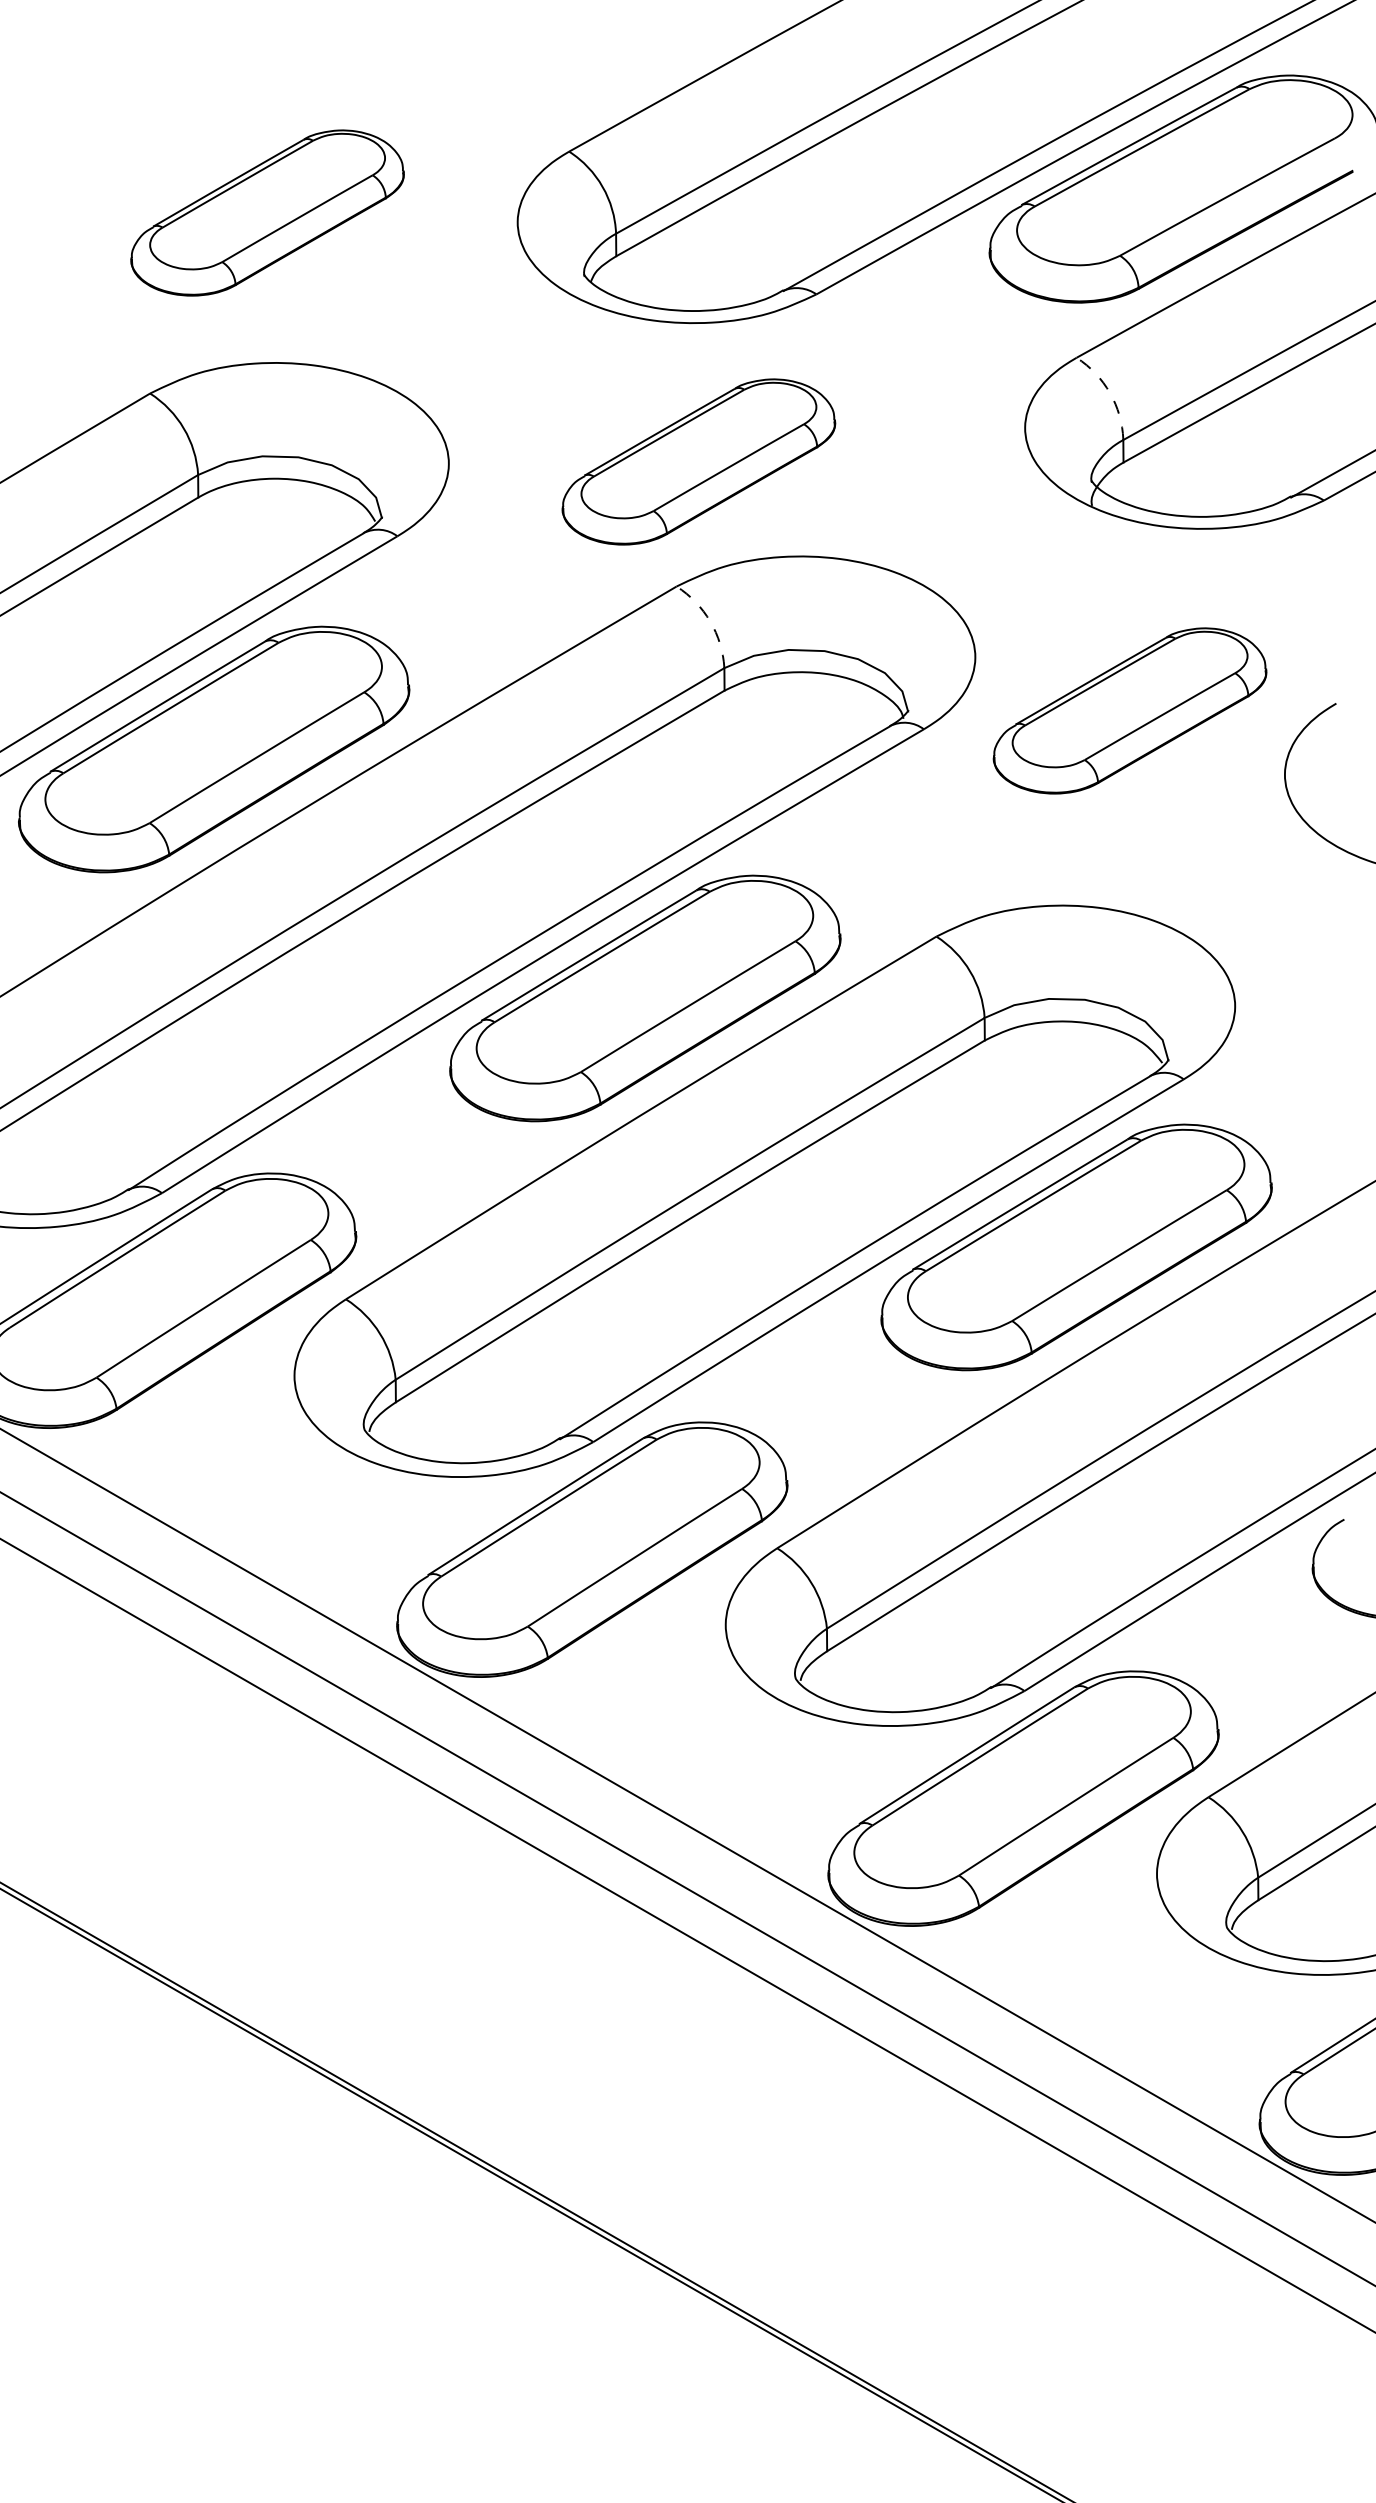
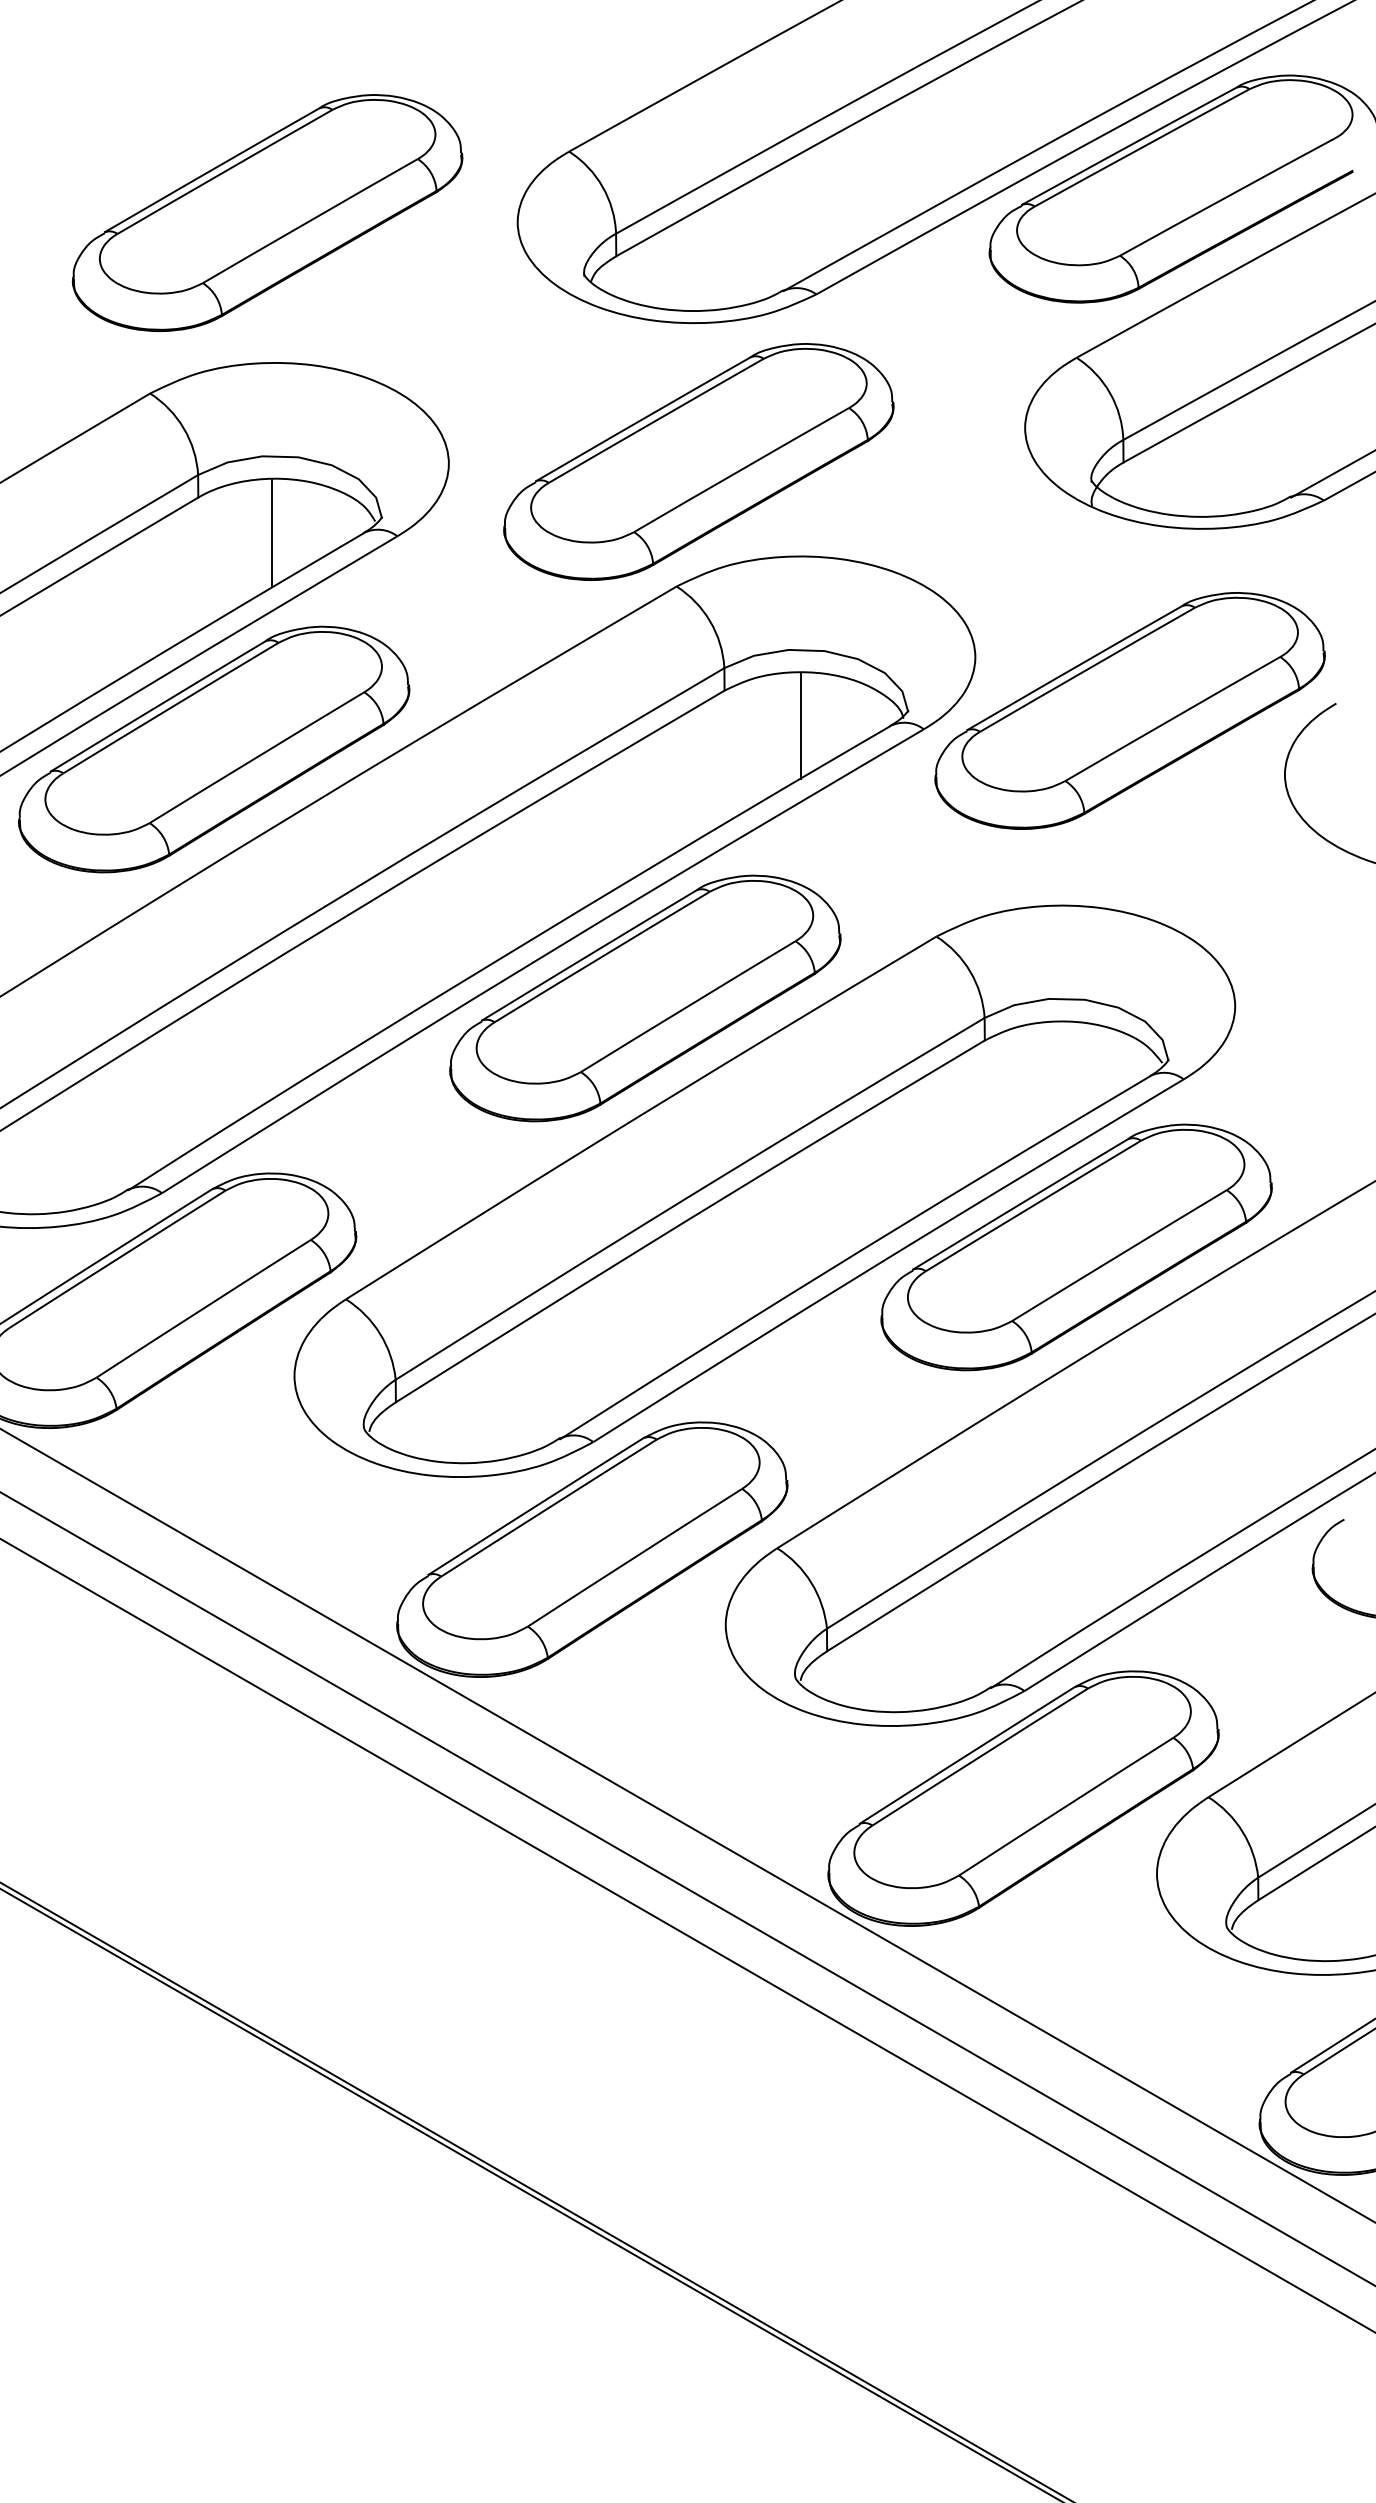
part size: 275x168 px -> 393x238 px (267, 212)
arc: dashed -> solid (1110, 393)
part size: 276x168 px -> 392x238 px (698, 461)
line: none -> present (272, 532)
arc: dashed -> solid (710, 621)
part size: 276x168 px -> 392x238 px (1129, 710)
line: none -> present (800, 725)
